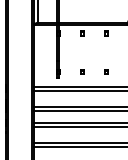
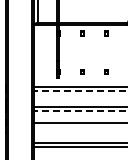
line: solid -> dashed (80, 91)
line: solid -> dashed (80, 111)
line: present -> none (79, 126)
